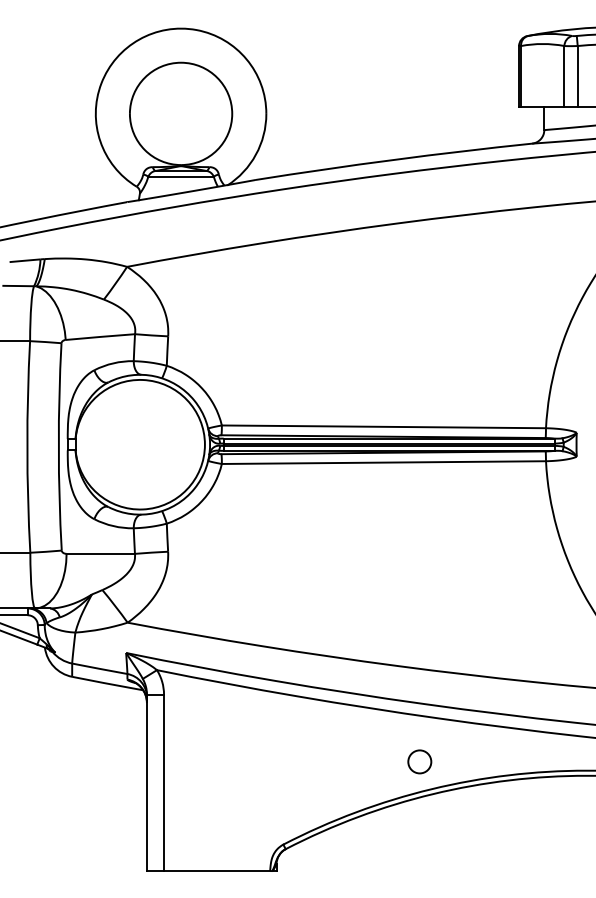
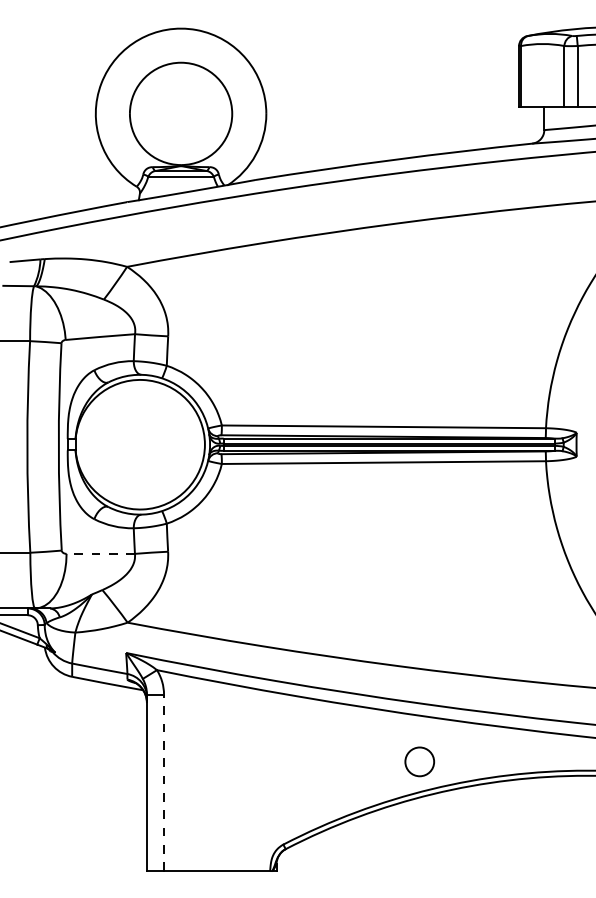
line: solid -> dashed (100, 553)
circle size: 26x26 px -> 31x32 px (419, 761)
line: solid -> dashed (164, 782)
